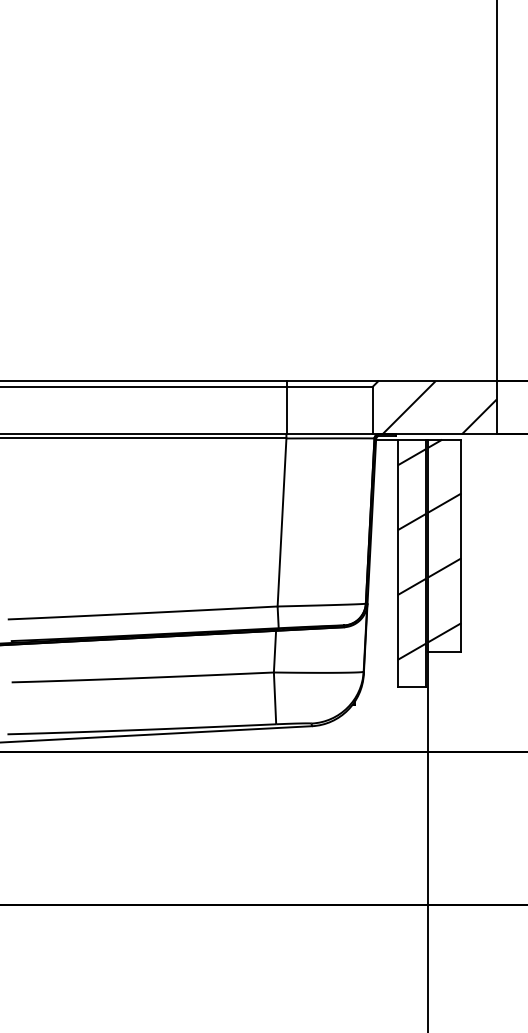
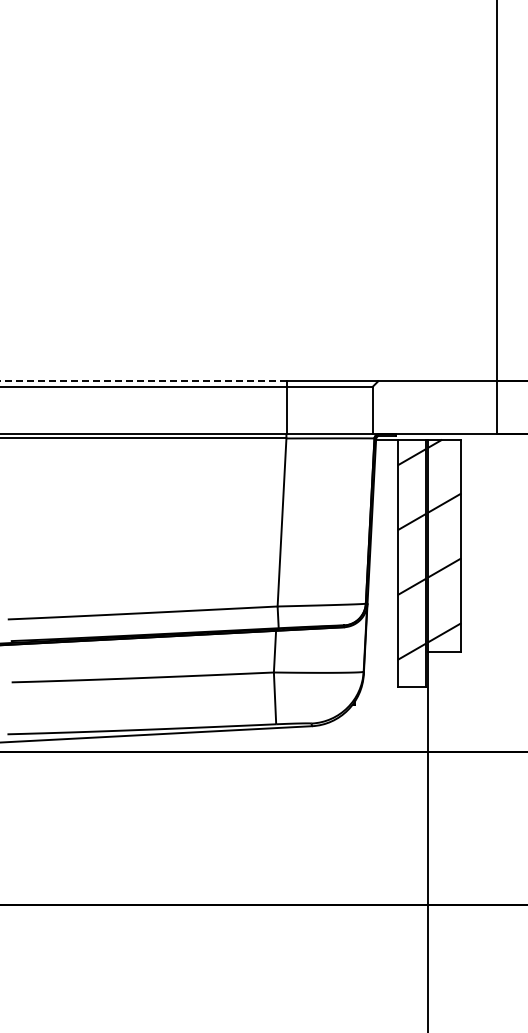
line: solid -> dashed (143, 381)
hatch: present -> none (439, 407)
